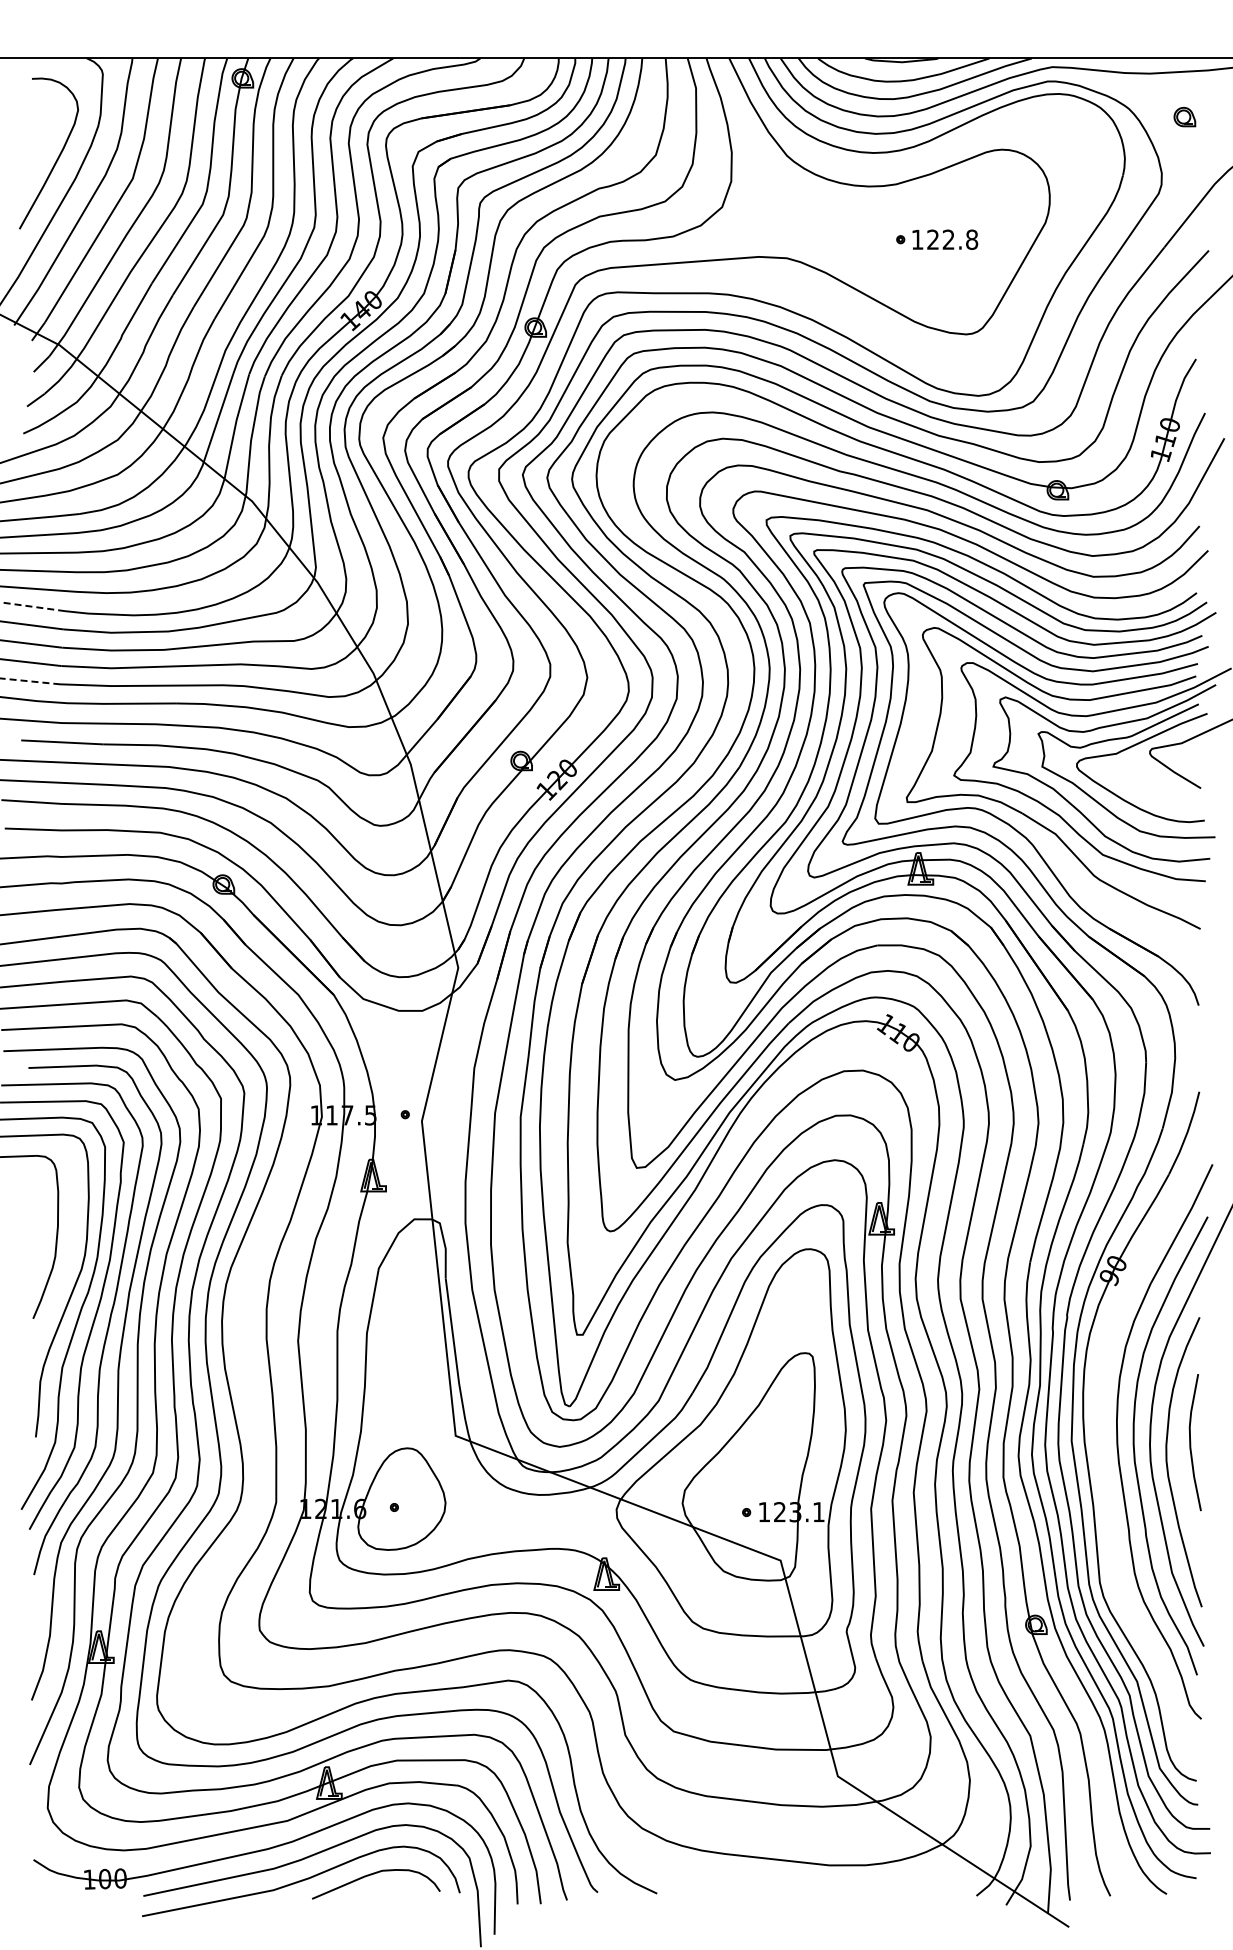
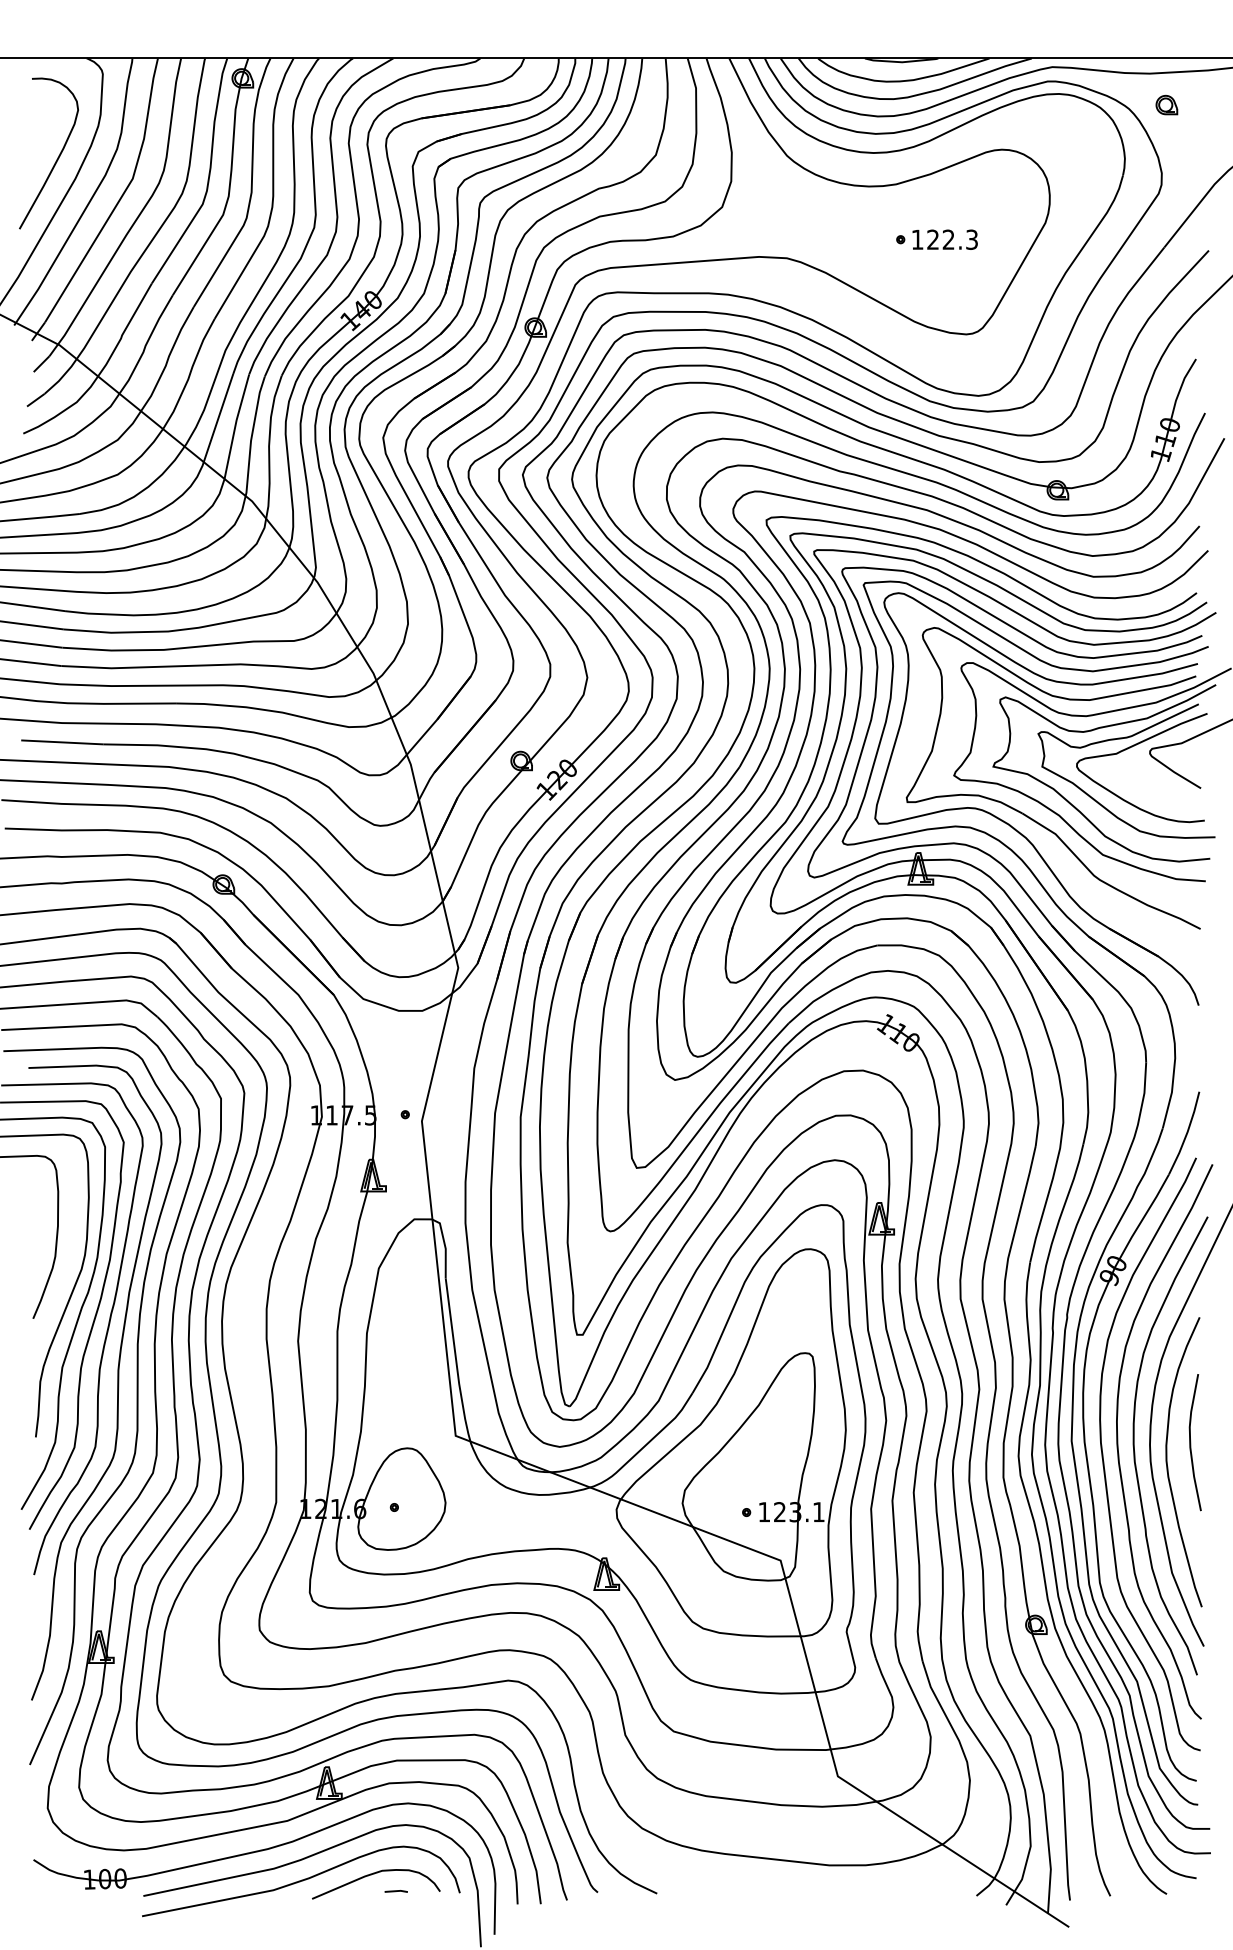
part position: (1184, 116) -> (1166, 104) (1166, 104)
text: 122.8 -> 122.3 (972, 239)
line: dashed -> solid (32, 606)
line: dashed -> solid (30, 681)
curve: none -> present (1104, 1461)
line: none -> present (395, 1891)
